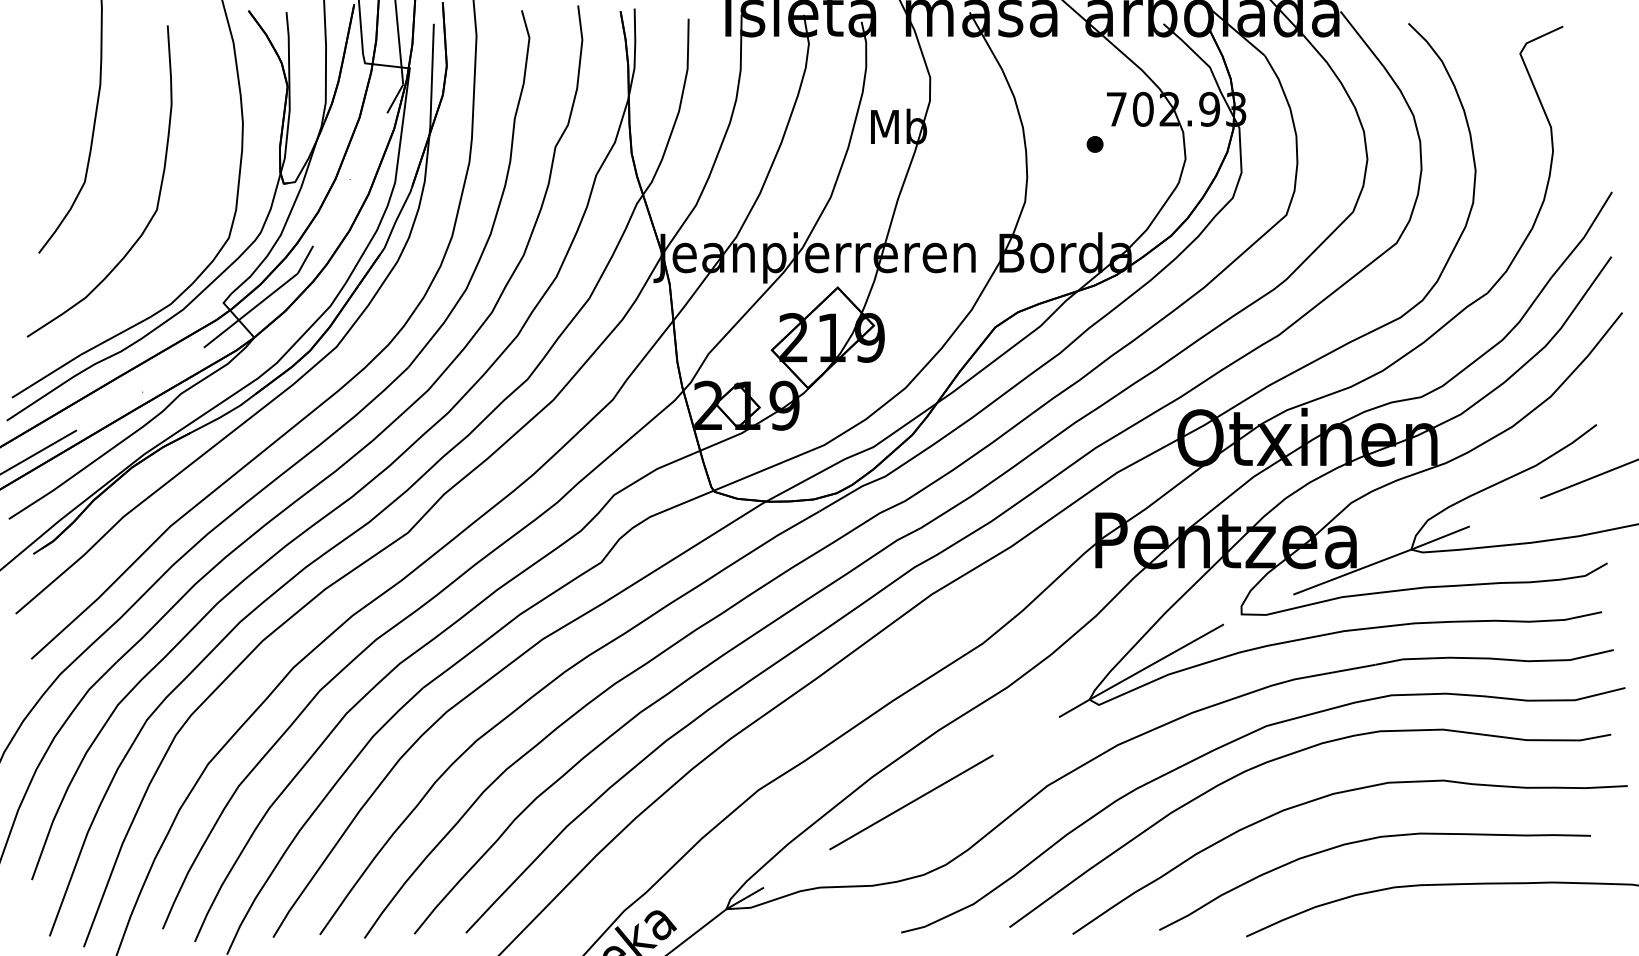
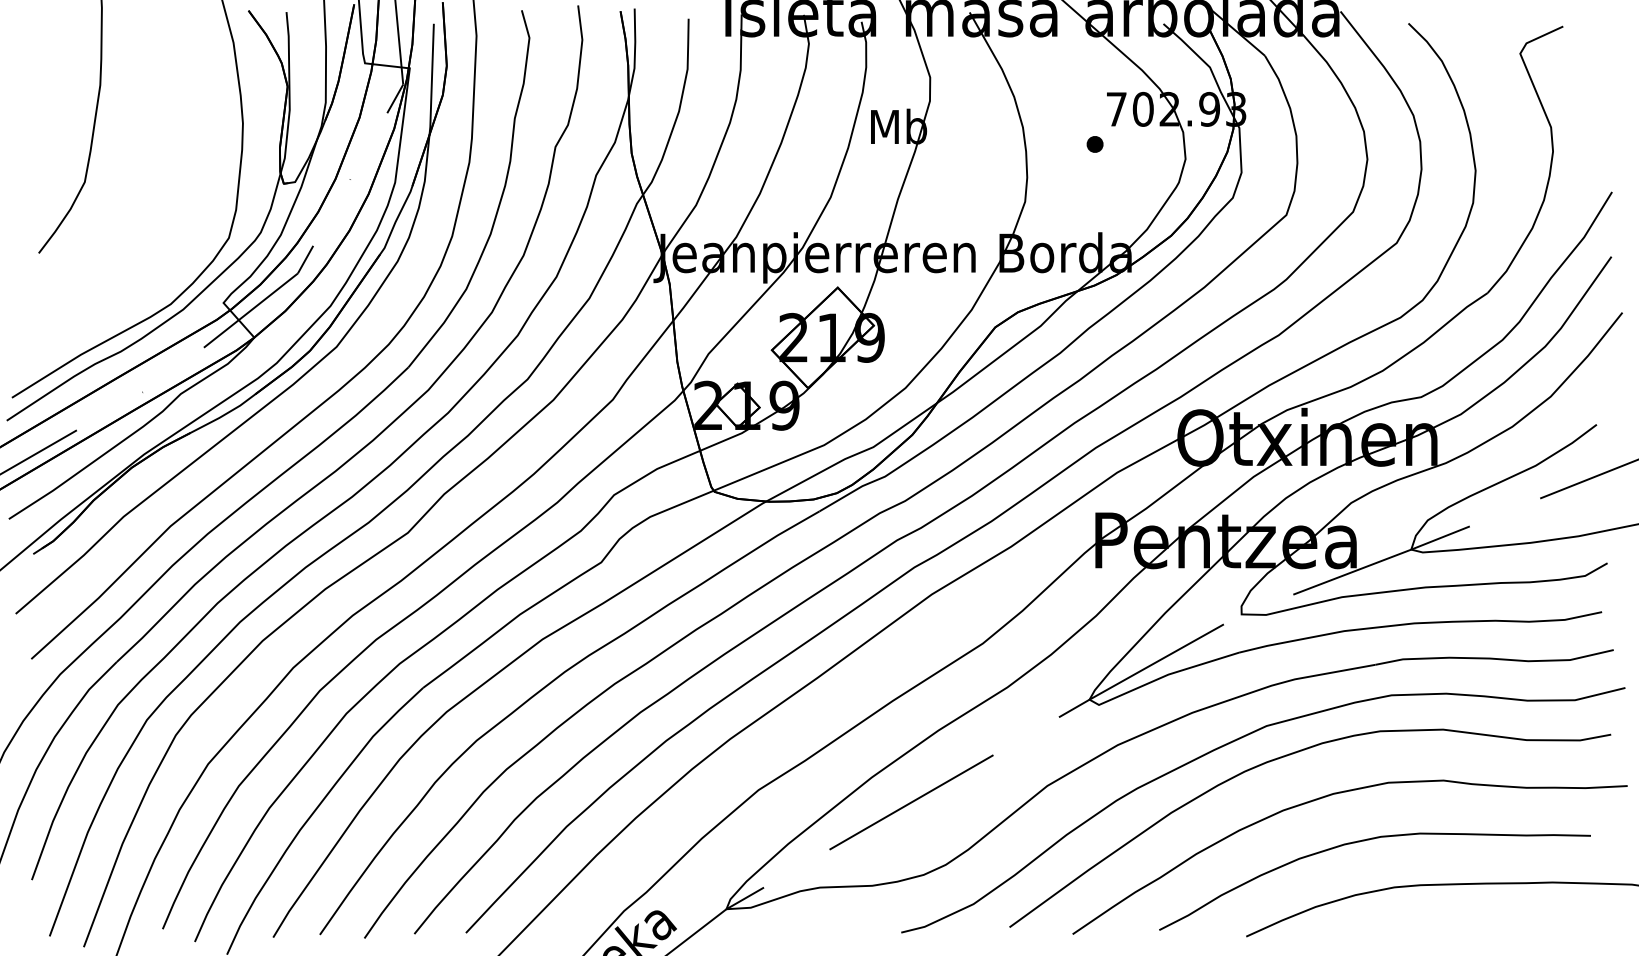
curve: present -> none (158, 194)
